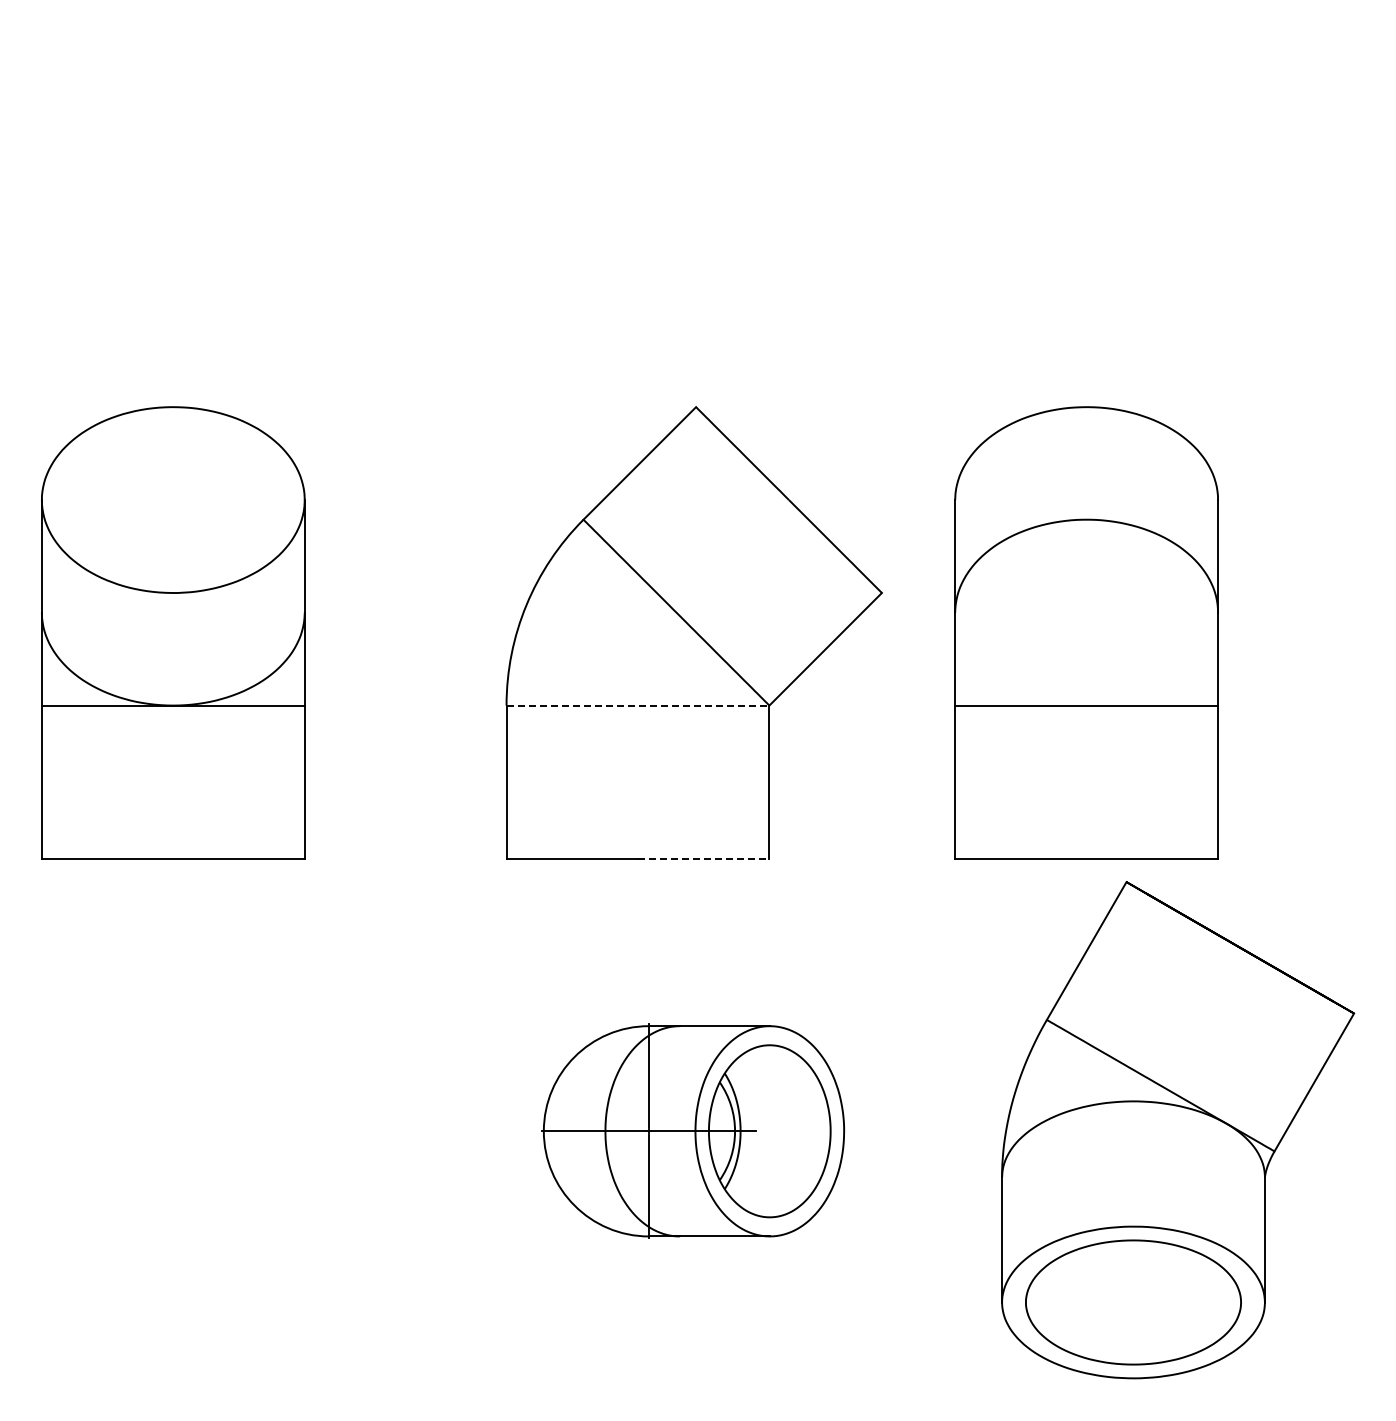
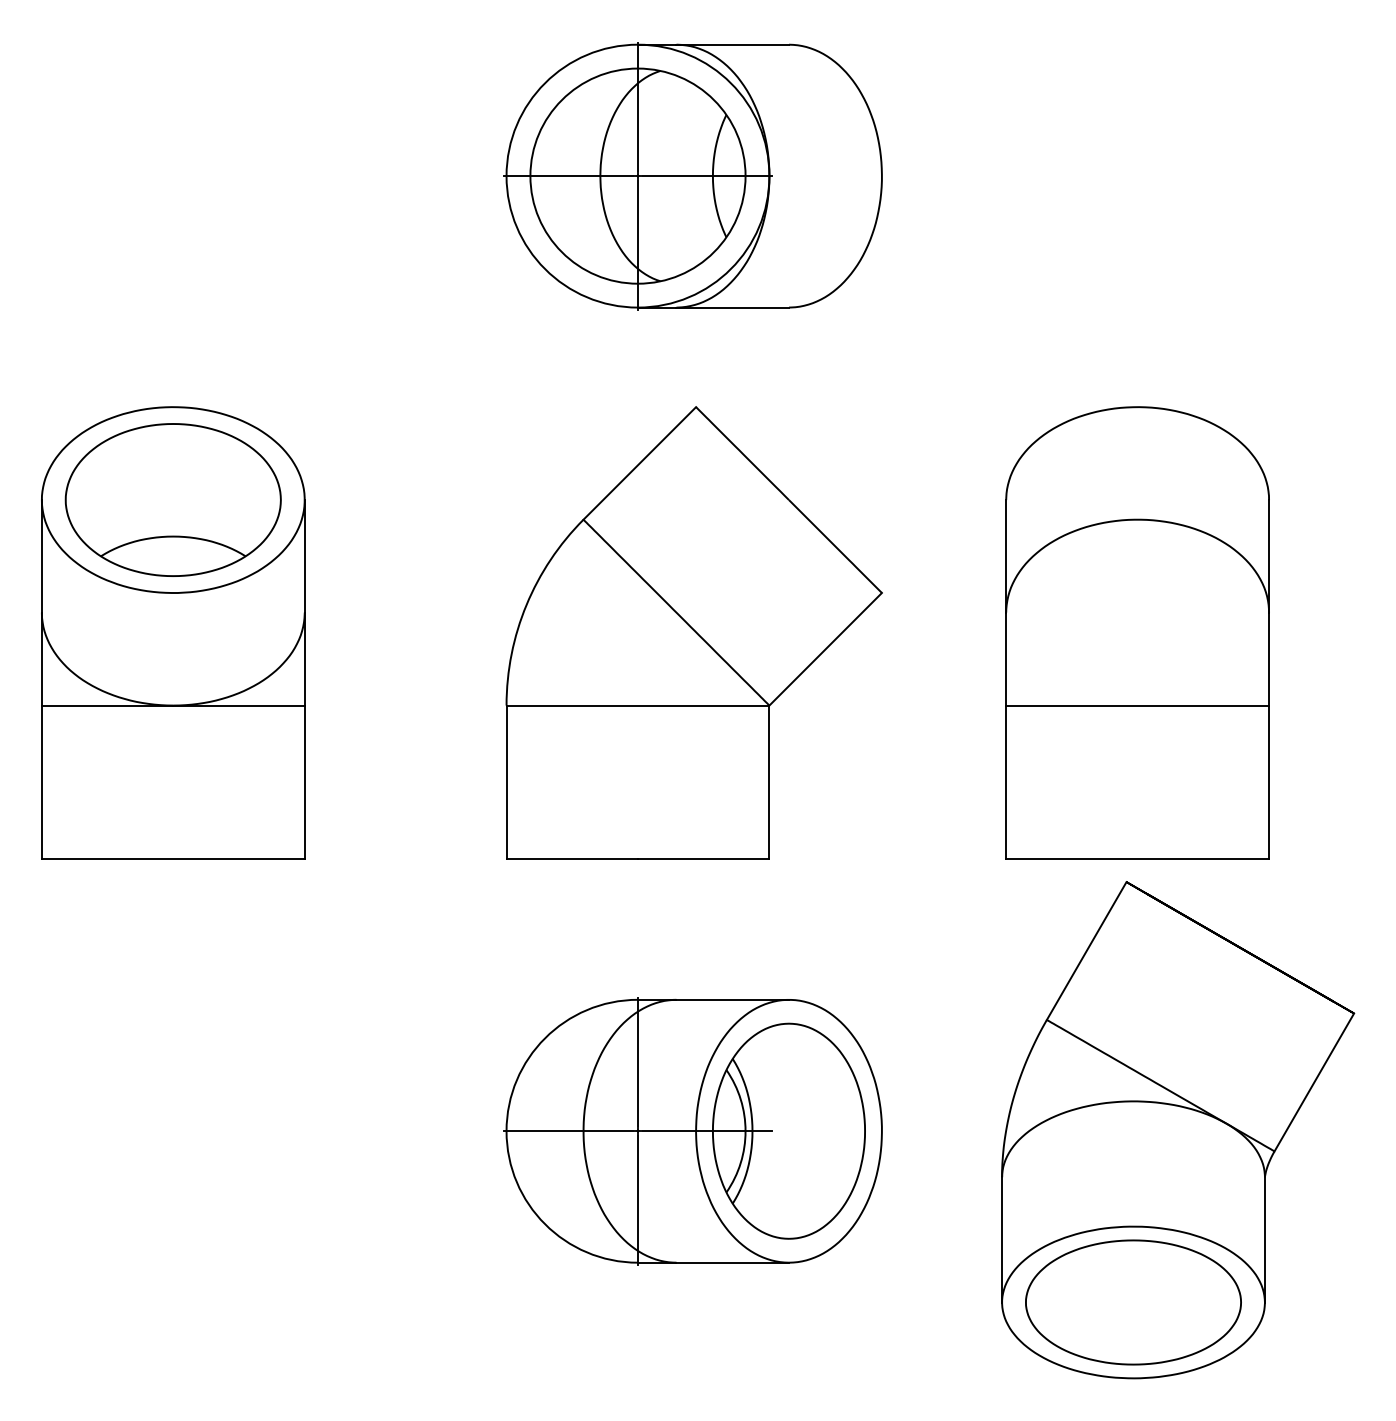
part: none -> present (692, 176)
part: none -> present (172, 499)
part position: (1086, 632) -> (1137, 632) (1137, 632)
line: dashed -> solid (638, 705)
line: dashed -> solid (703, 858)
part size: 304x216 px -> 380x269 px (692, 1131)
